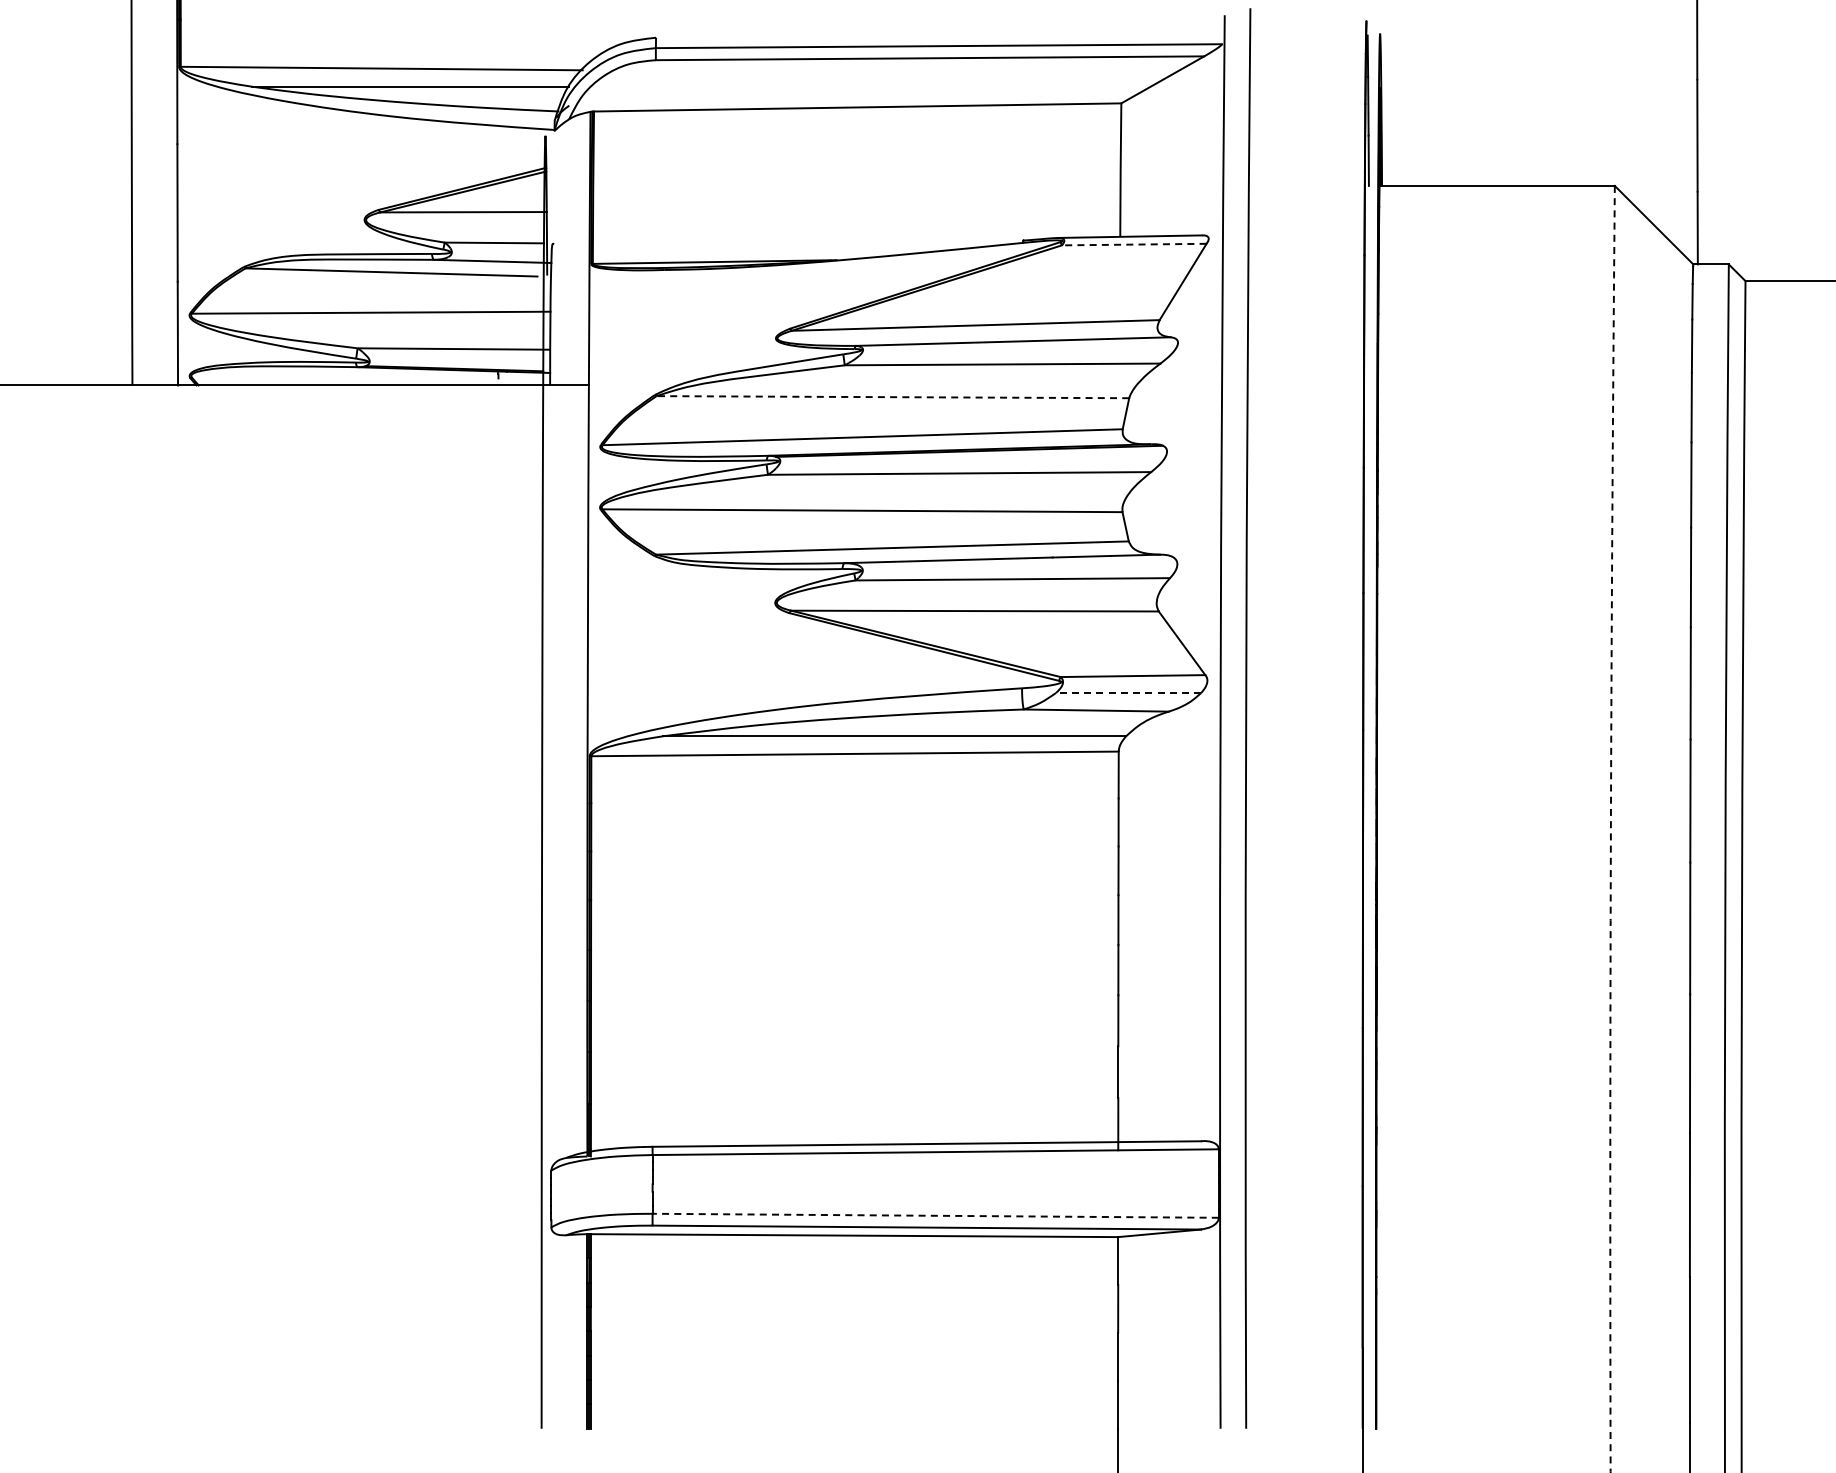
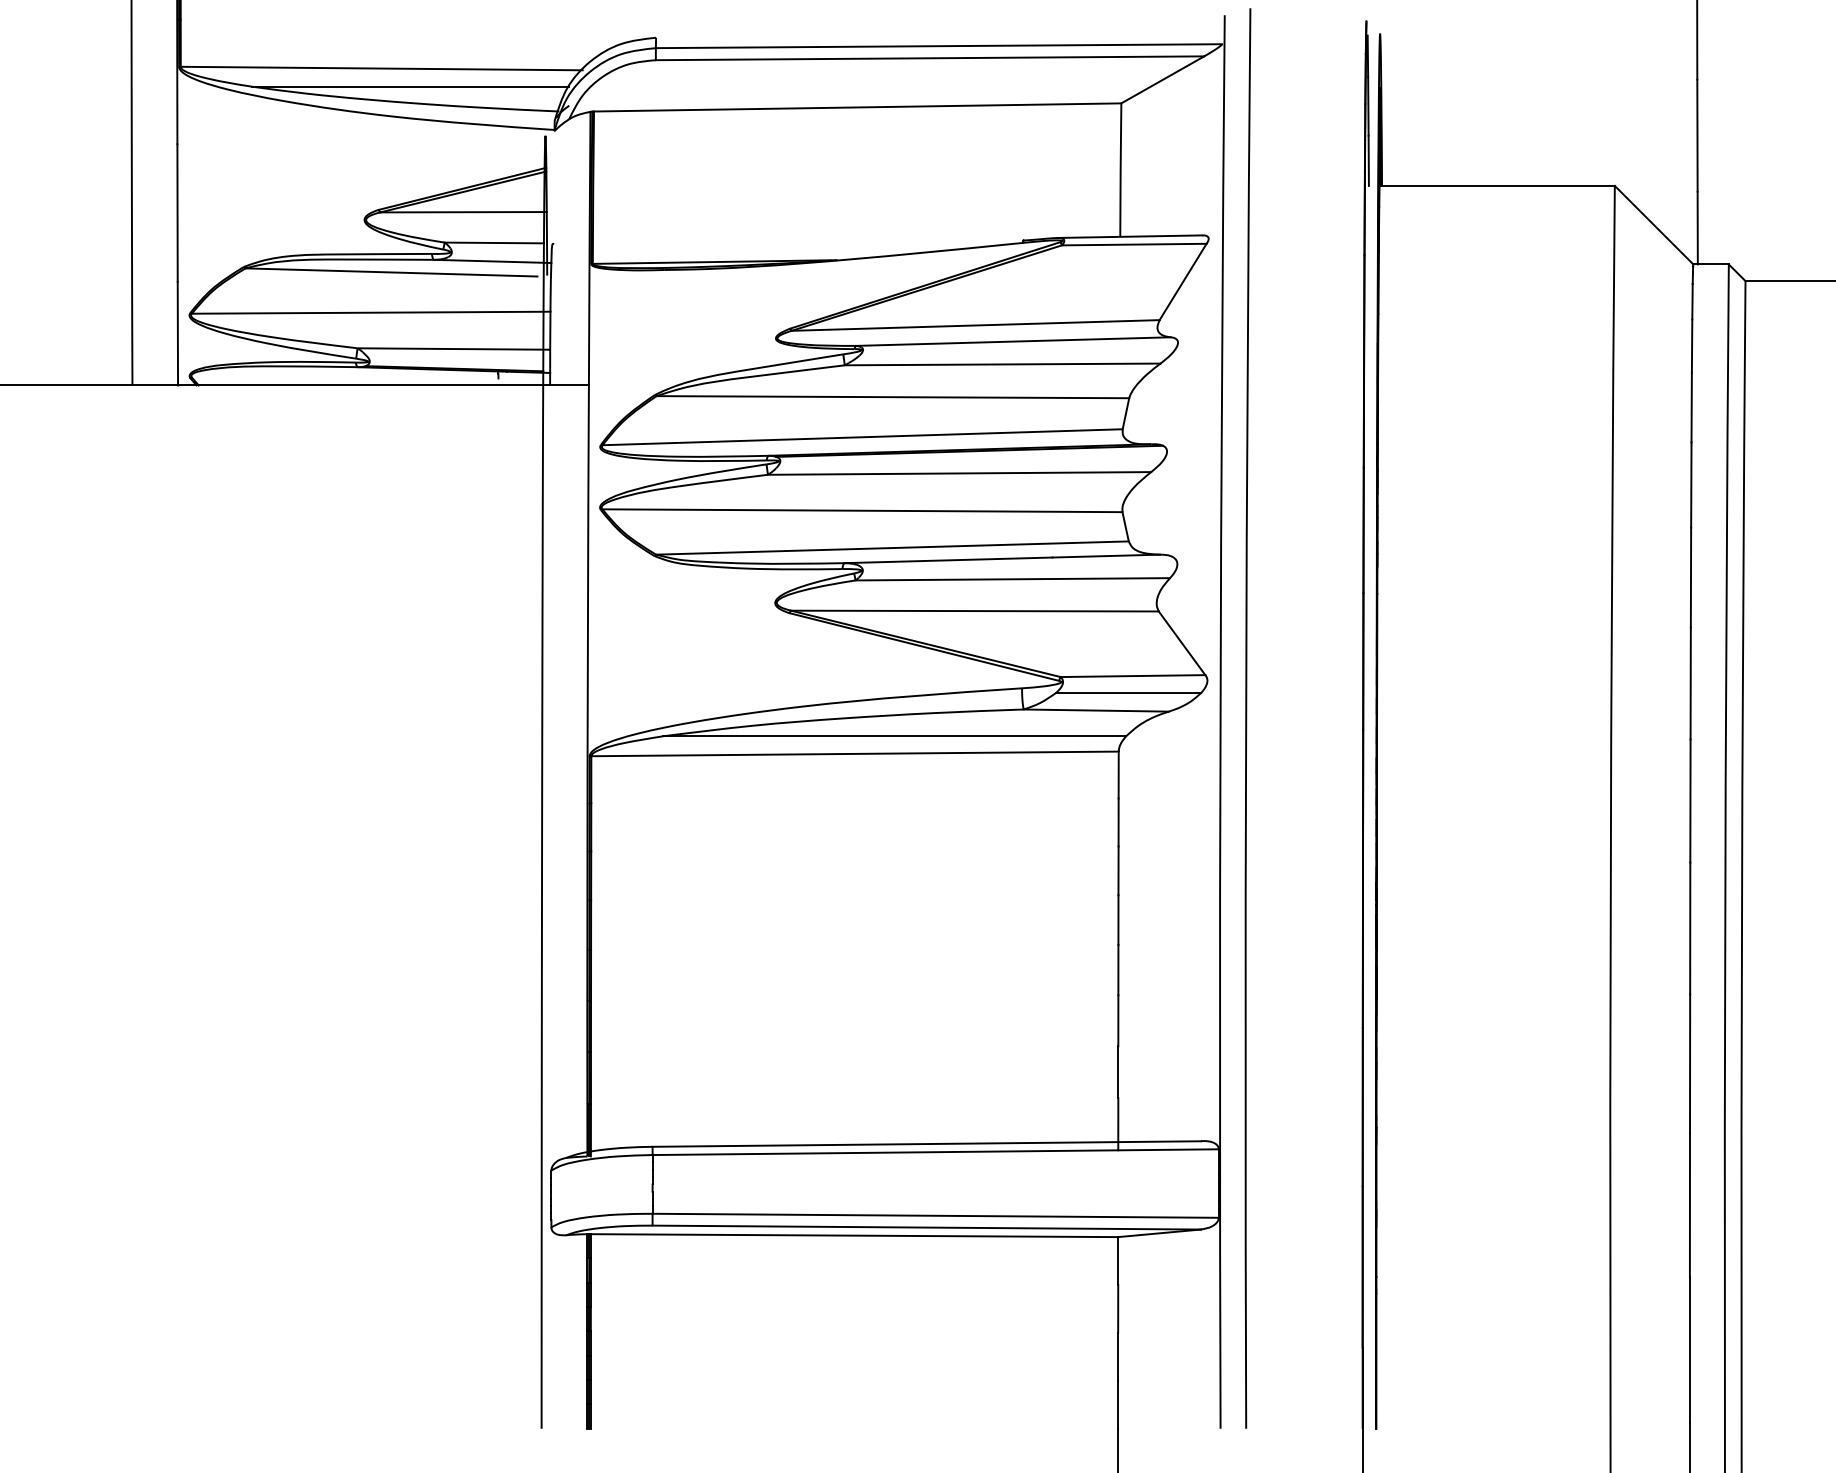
line: dashed -> solid (1133, 244)
line: dashed -> solid (892, 397)
line: dashed -> solid (1128, 692)
arc: dashed -> solid (1610, 829)
line: dashed -> solid (935, 1215)
